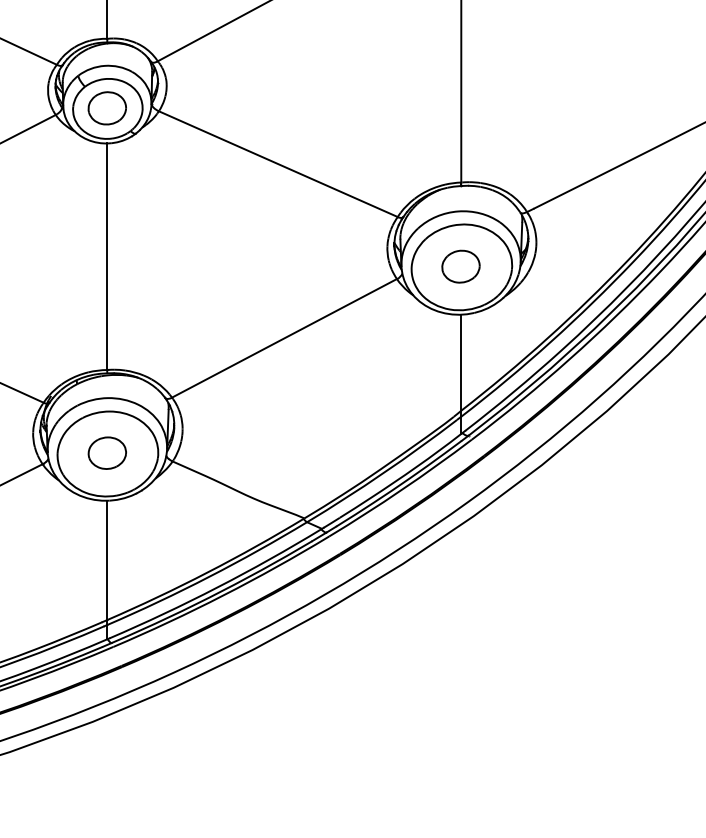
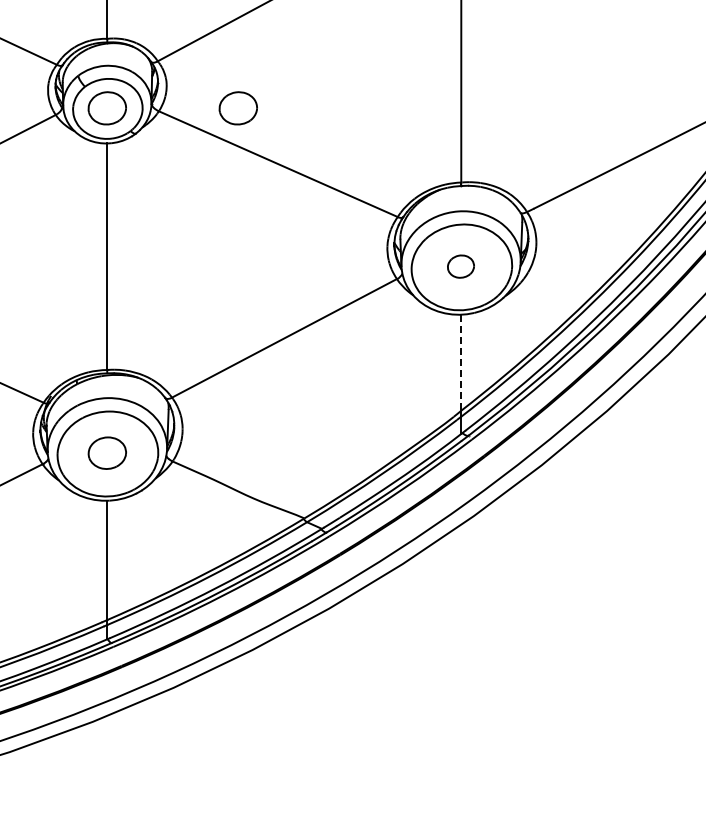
part: none -> present (237, 108)
part size: 40x35 px -> 28x25 px (460, 266)
line: solid -> dashed (461, 363)
